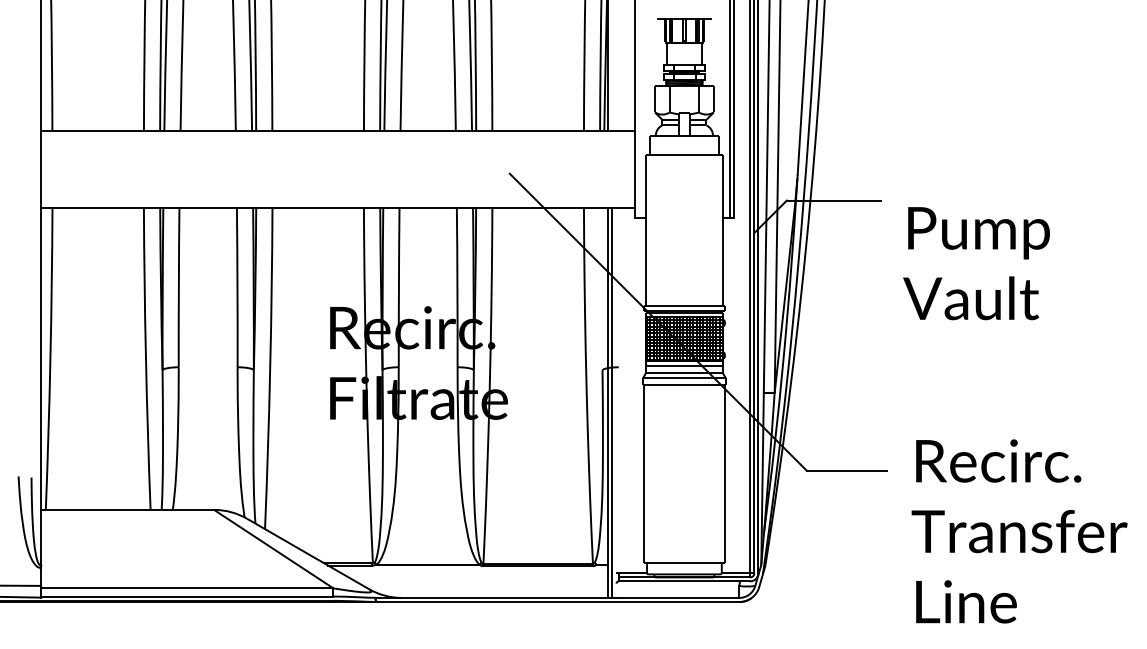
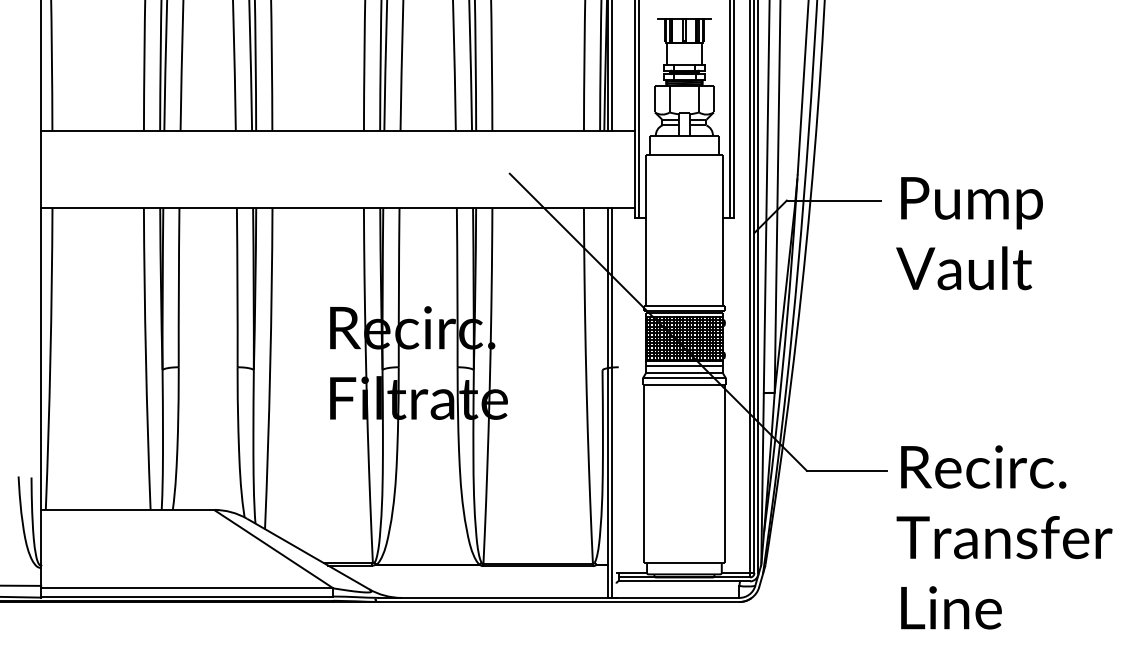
line: none -> present (612, 66)
line: none -> present (638, 110)
text position: (976, 263) -> (969, 233) (969, 233)
text position: (1019, 531) -> (1004, 537) (1004, 537)
